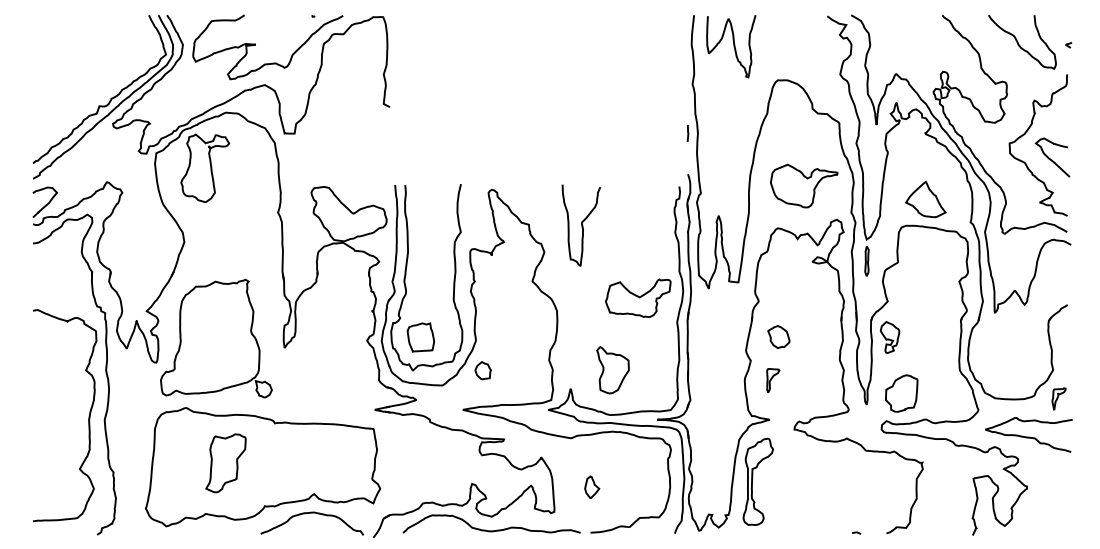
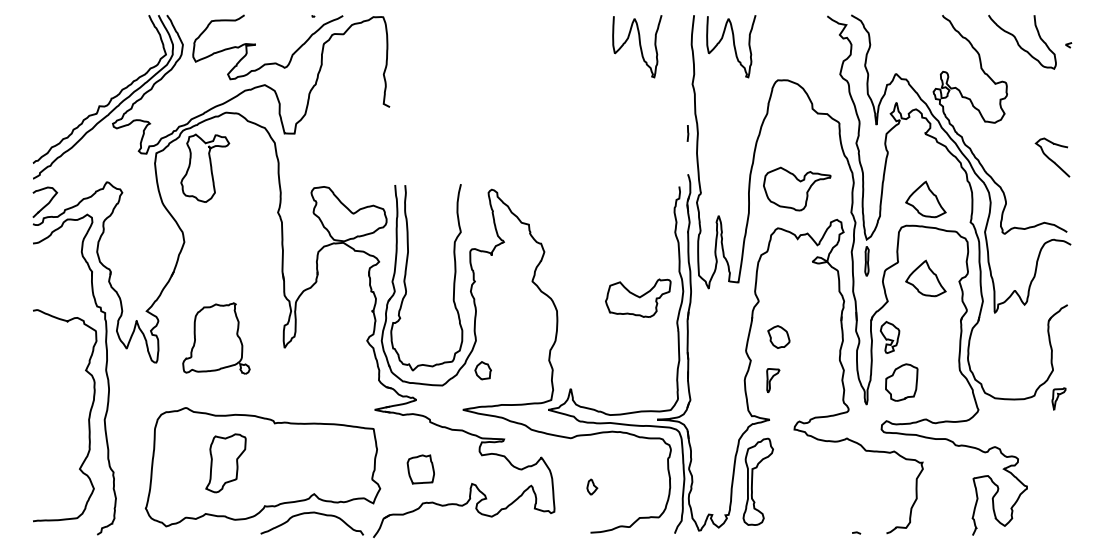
curve: none -> present (639, 46)
curve: present -> none (1026, 133)
part position: (804, 185) -> (797, 188) (797, 188)
curve: present -> none (581, 225)
part: none -> present (925, 278)
part position: (420, 337) -> (420, 469) (420, 469)
part size: 113x121 px -> 69x73 px (216, 338)
part: present -> none (612, 370)
part position: (901, 393) -> (901, 382) (901, 382)
curve: present -> none (1028, 436)
part size: 17x24 px -> 13x18 px (592, 486)
curve: present -> none (491, 530)
